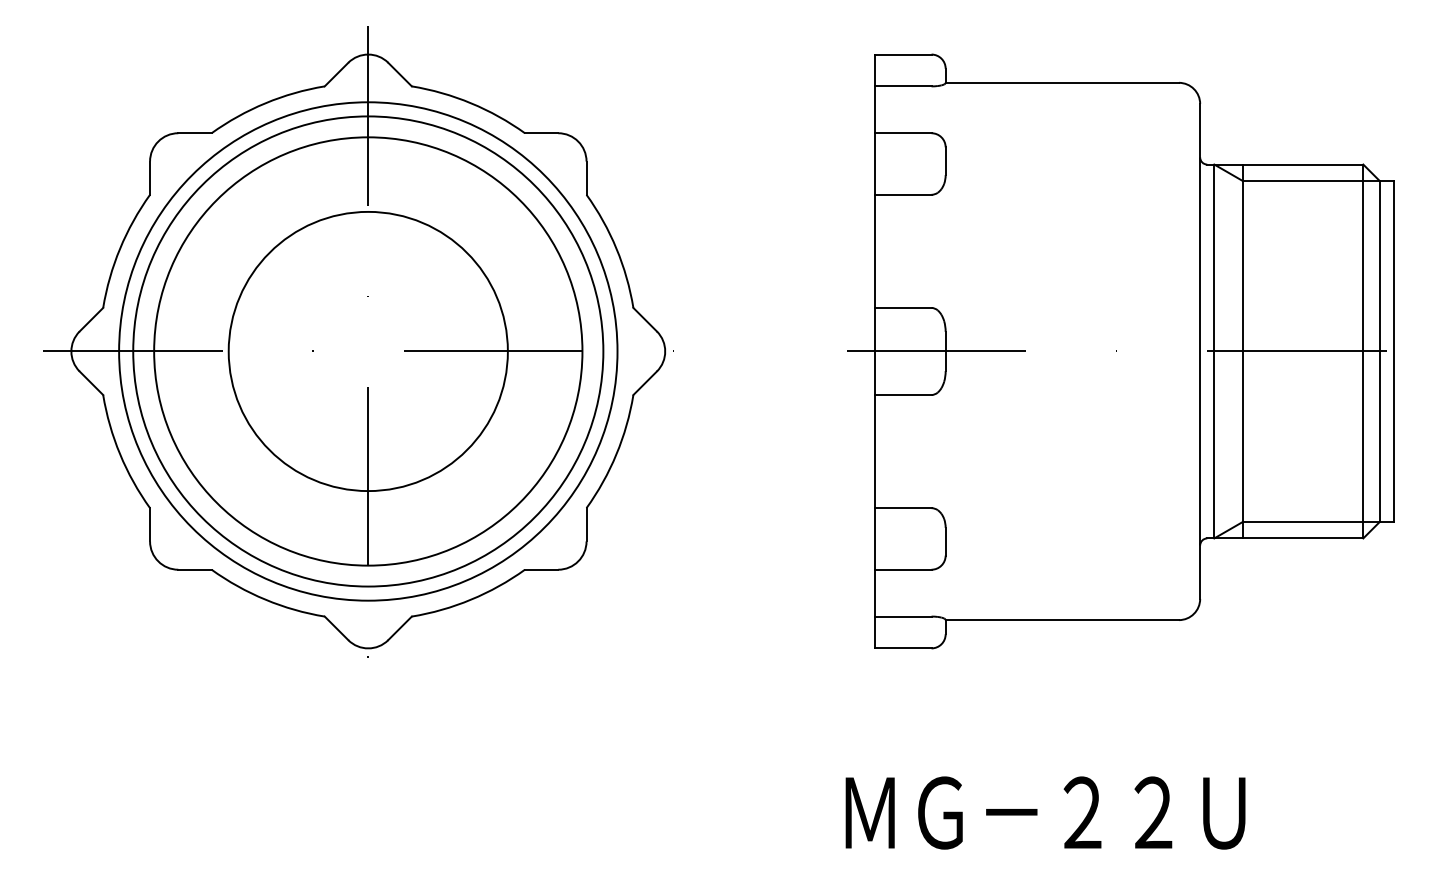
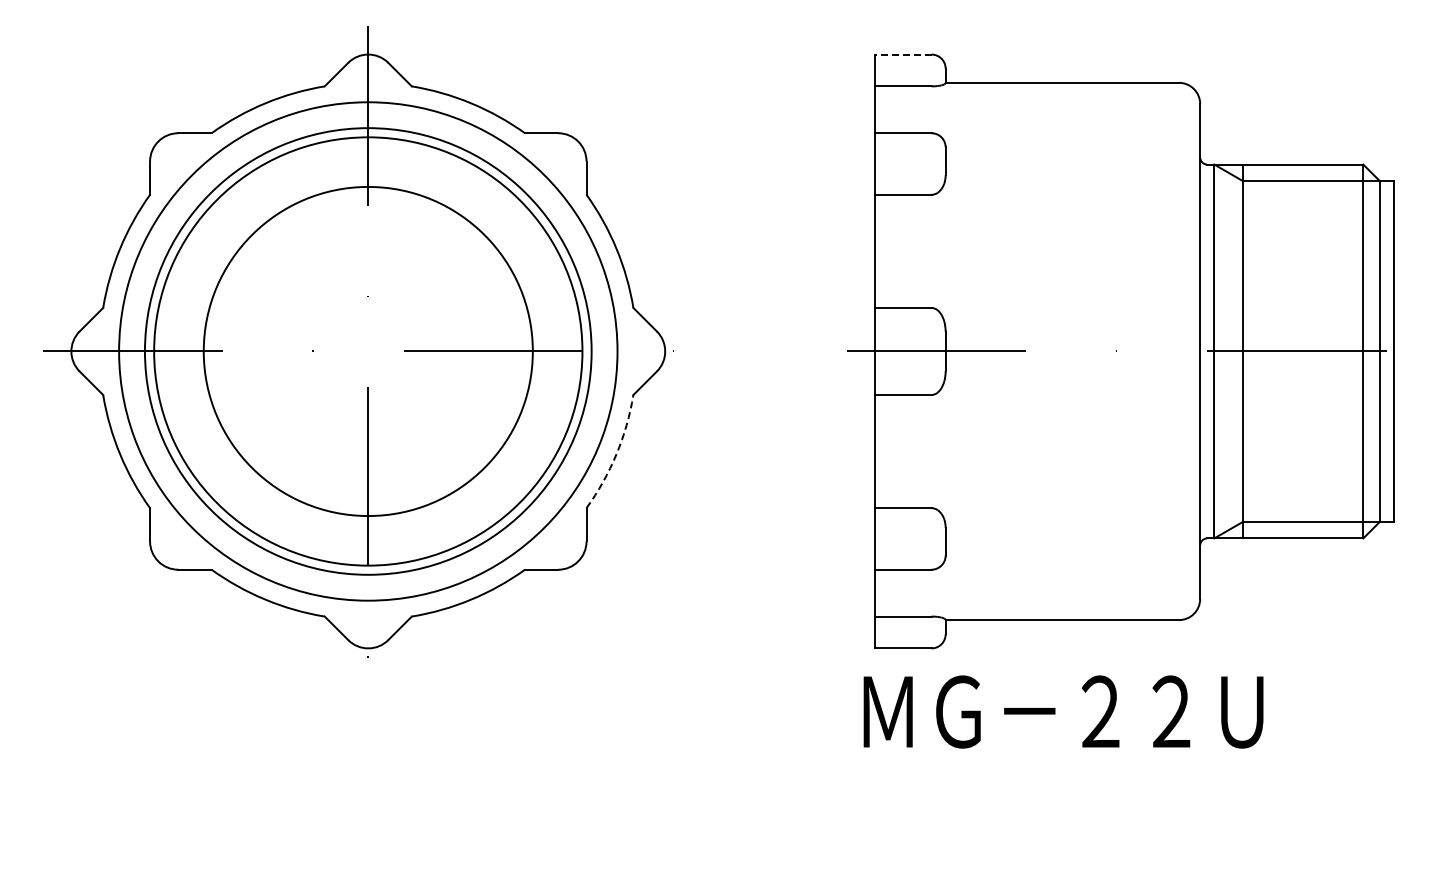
line: solid -> dashed (902, 54)
circle diameter: 279 px -> 447 px (367, 351)
circle diameter: 470 px -> 329 px (367, 351)
arc: solid -> dashed (616, 454)
text position: (1045, 812) -> (1063, 711) (1063, 711)
